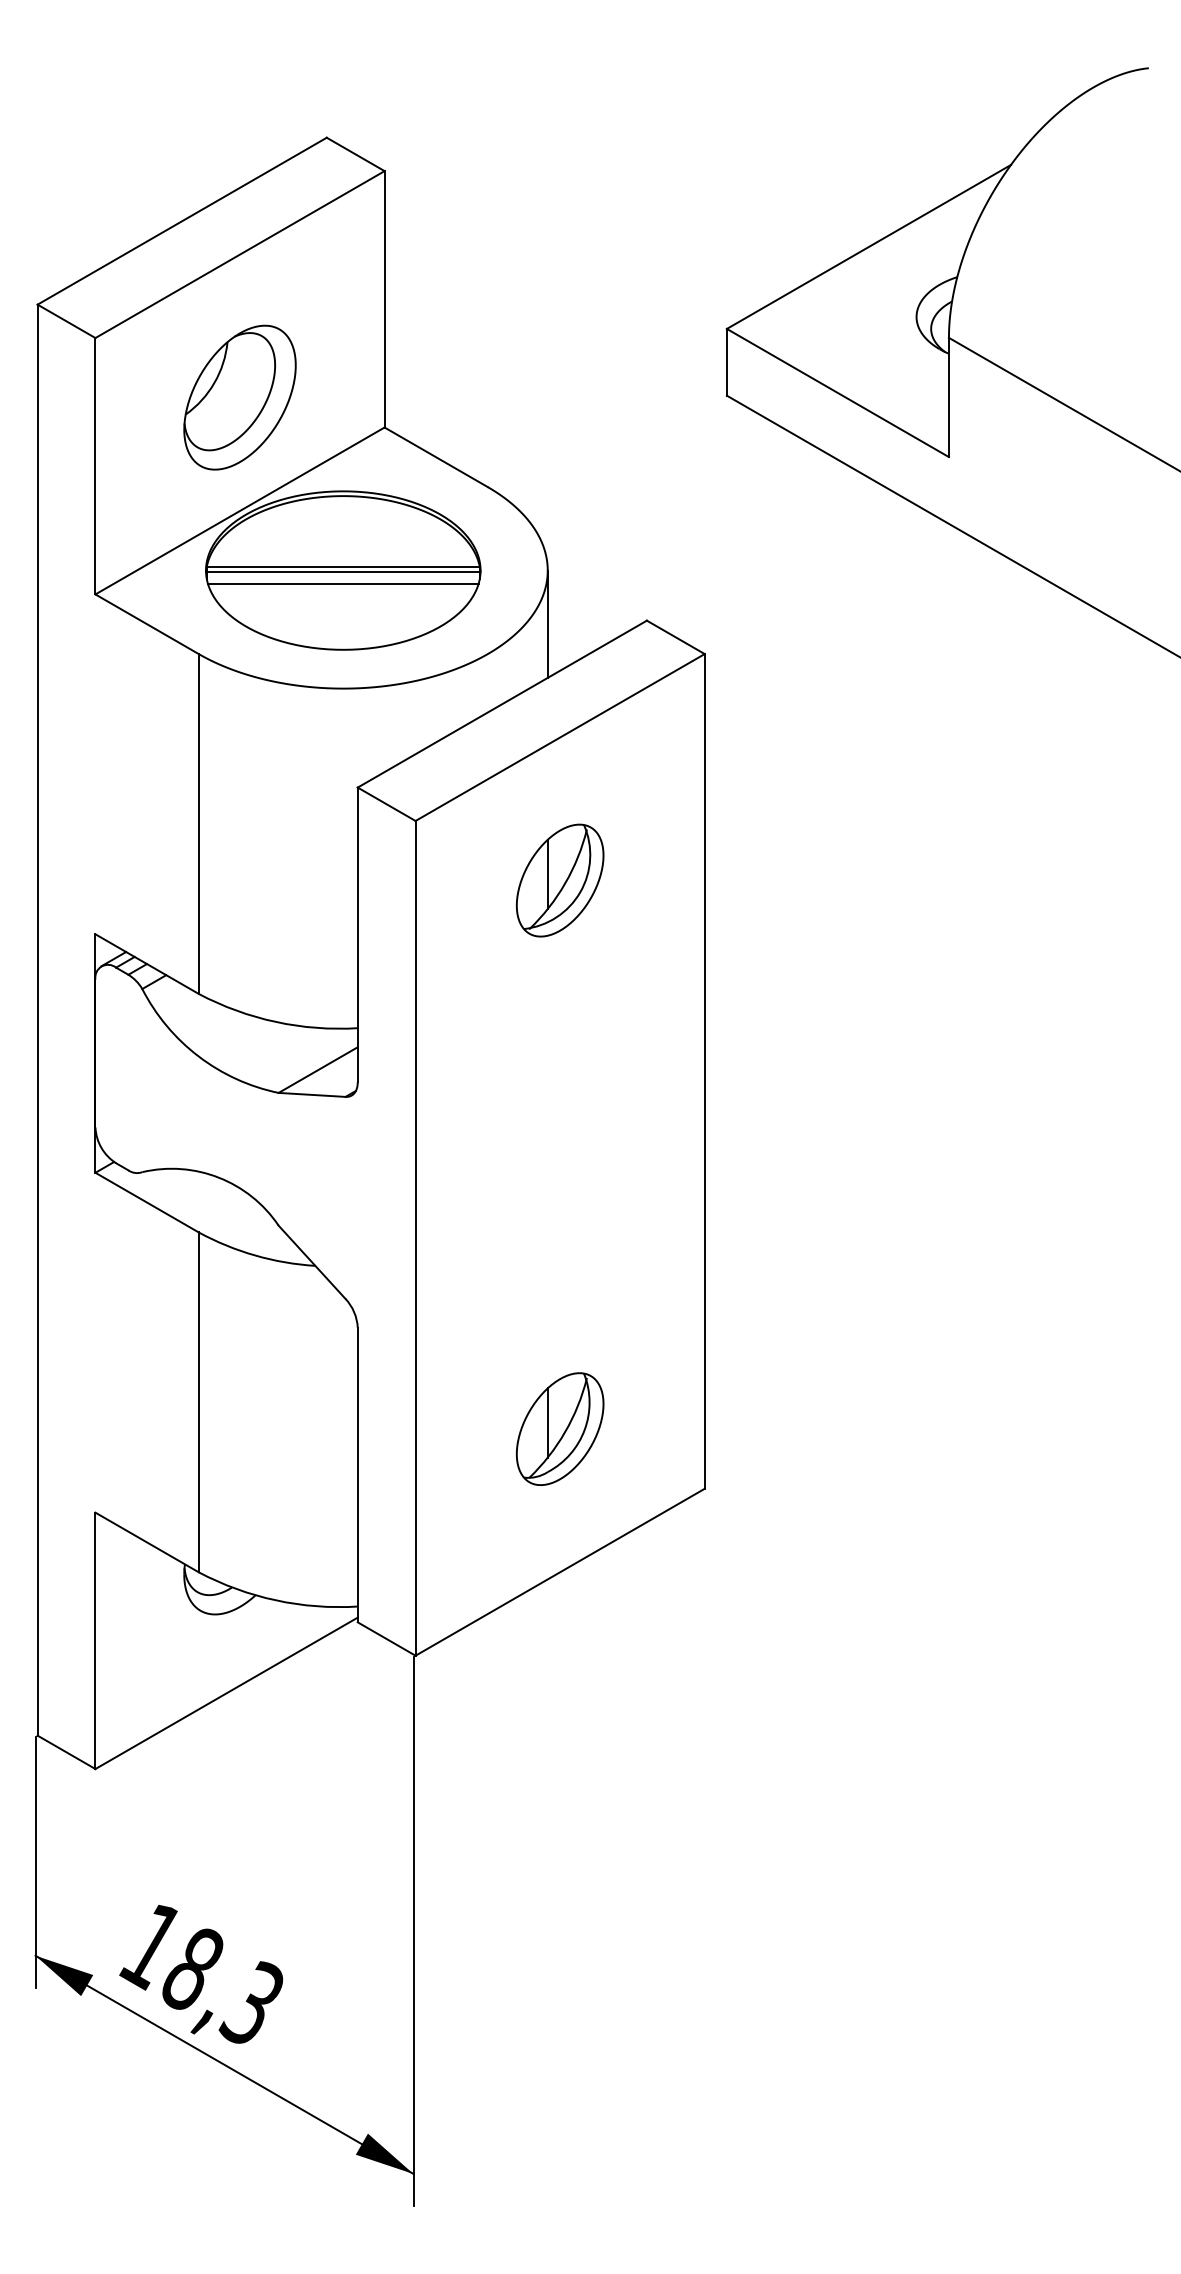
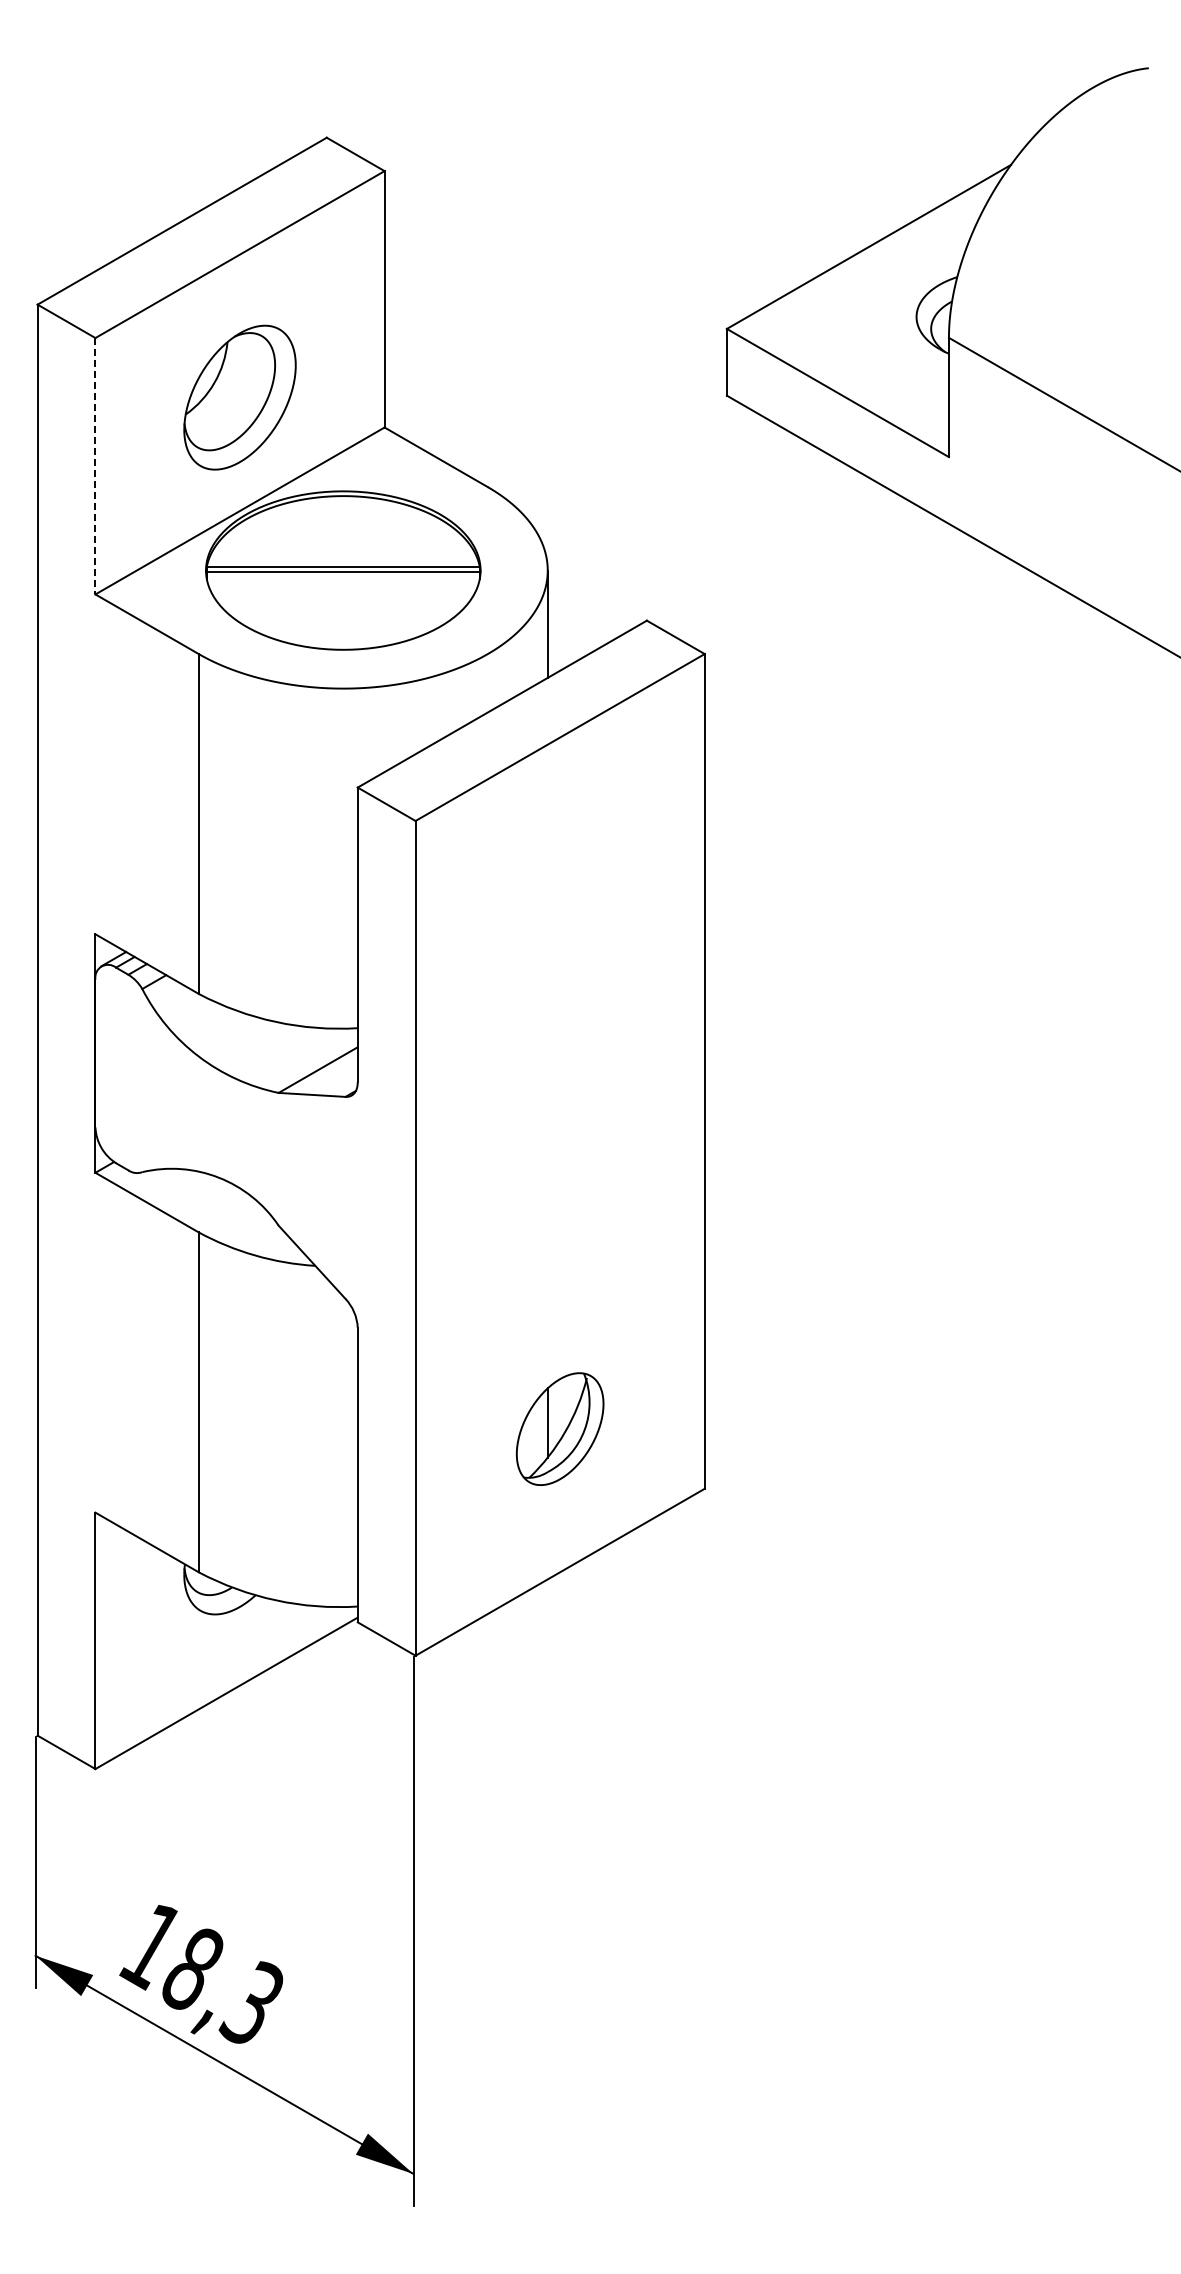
line: solid -> dashed (95, 466)
line: present -> none (342, 583)
part: present -> none (559, 880)
